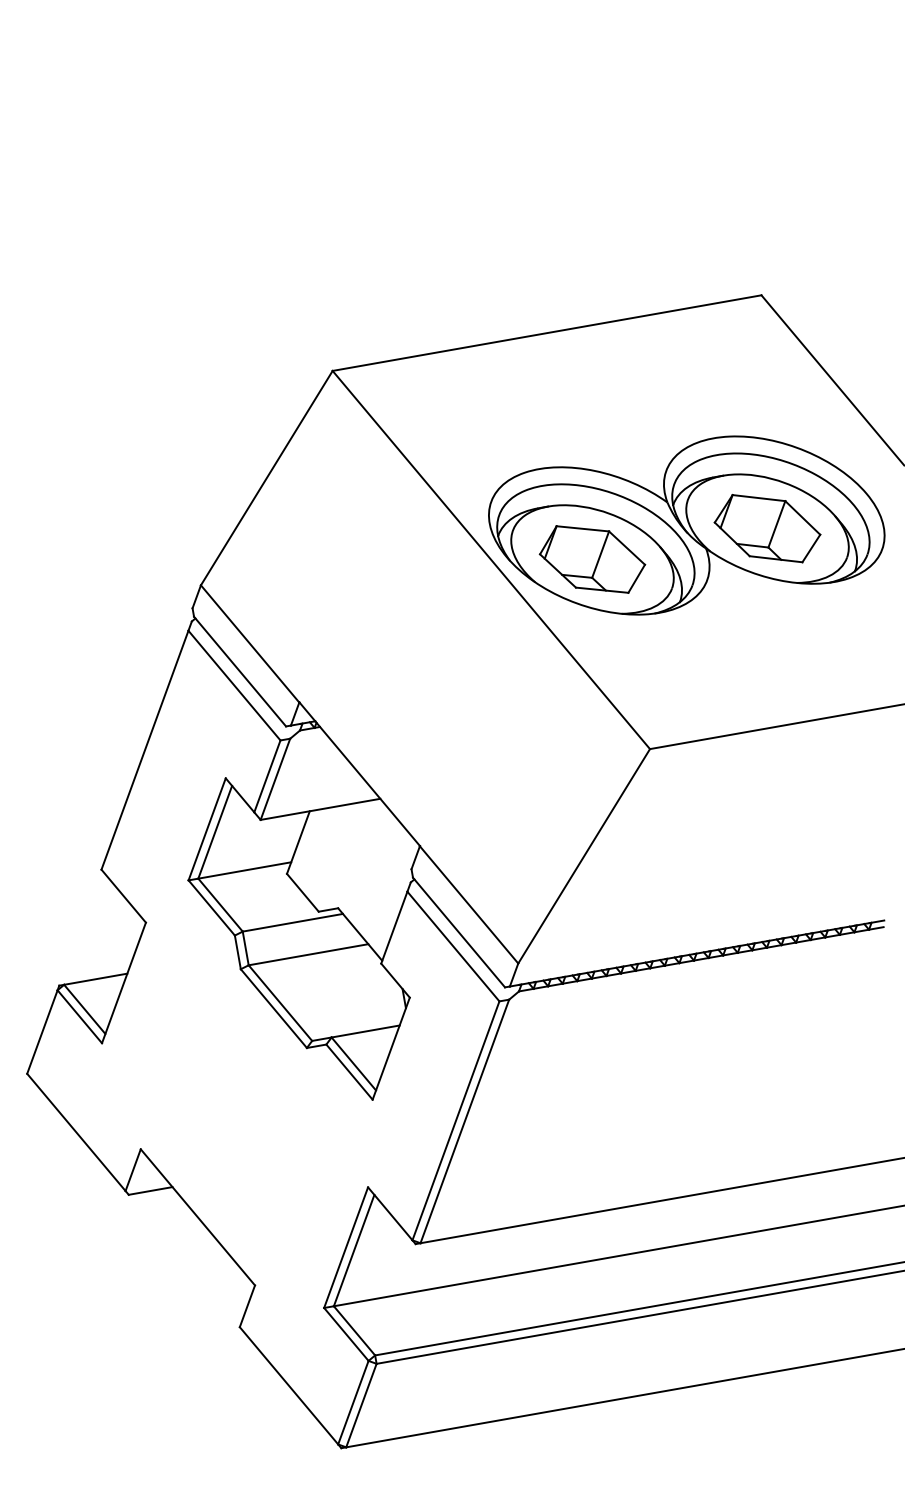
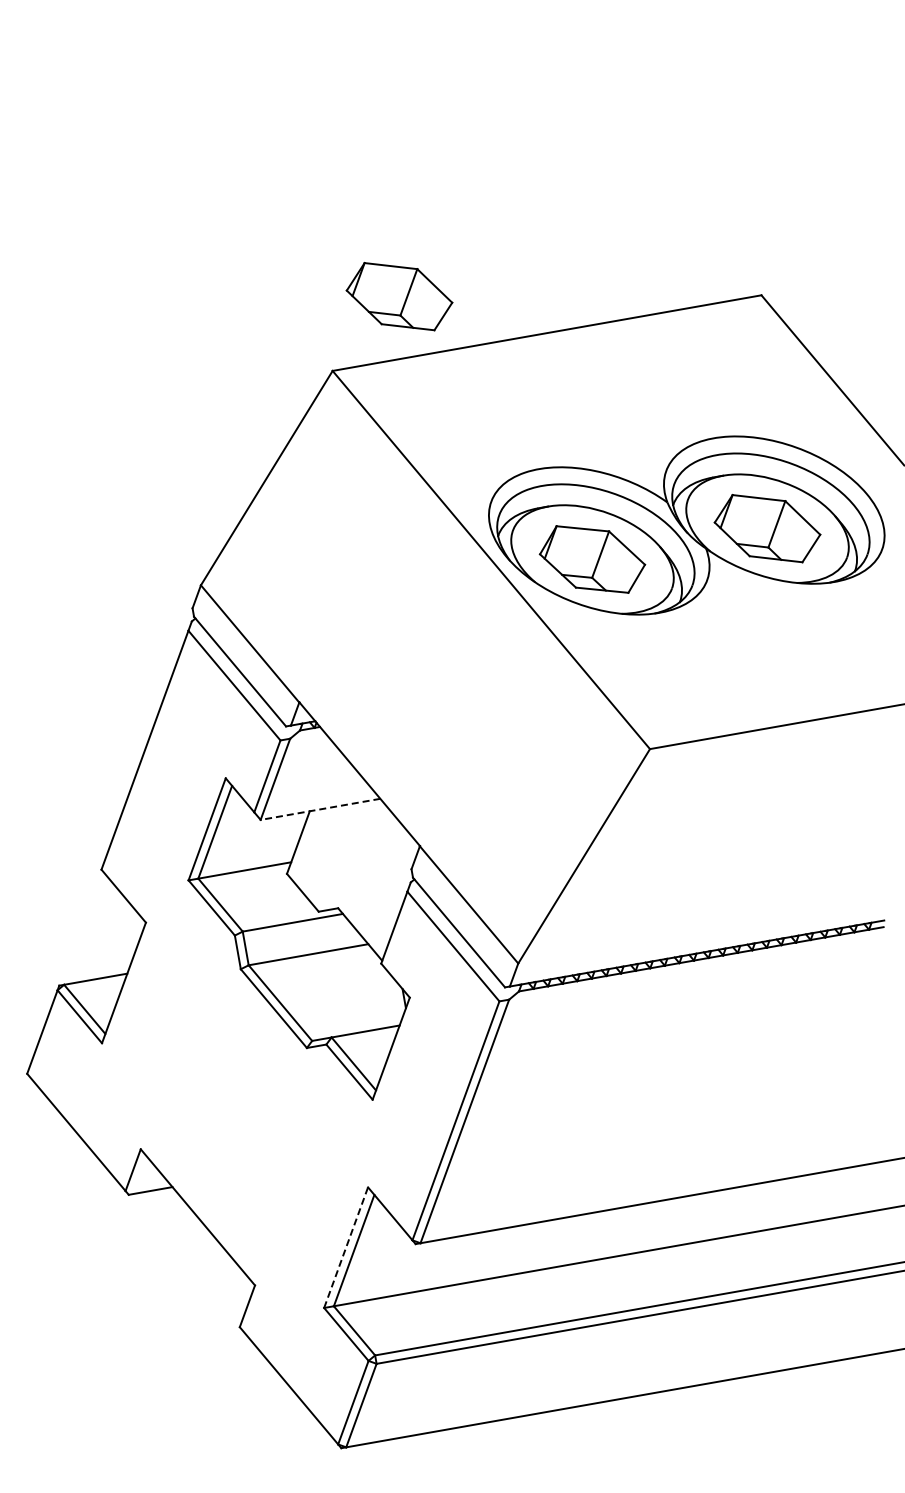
part: none -> present (399, 296)
line: solid -> dashed (320, 809)
line: solid -> dashed (346, 1247)
